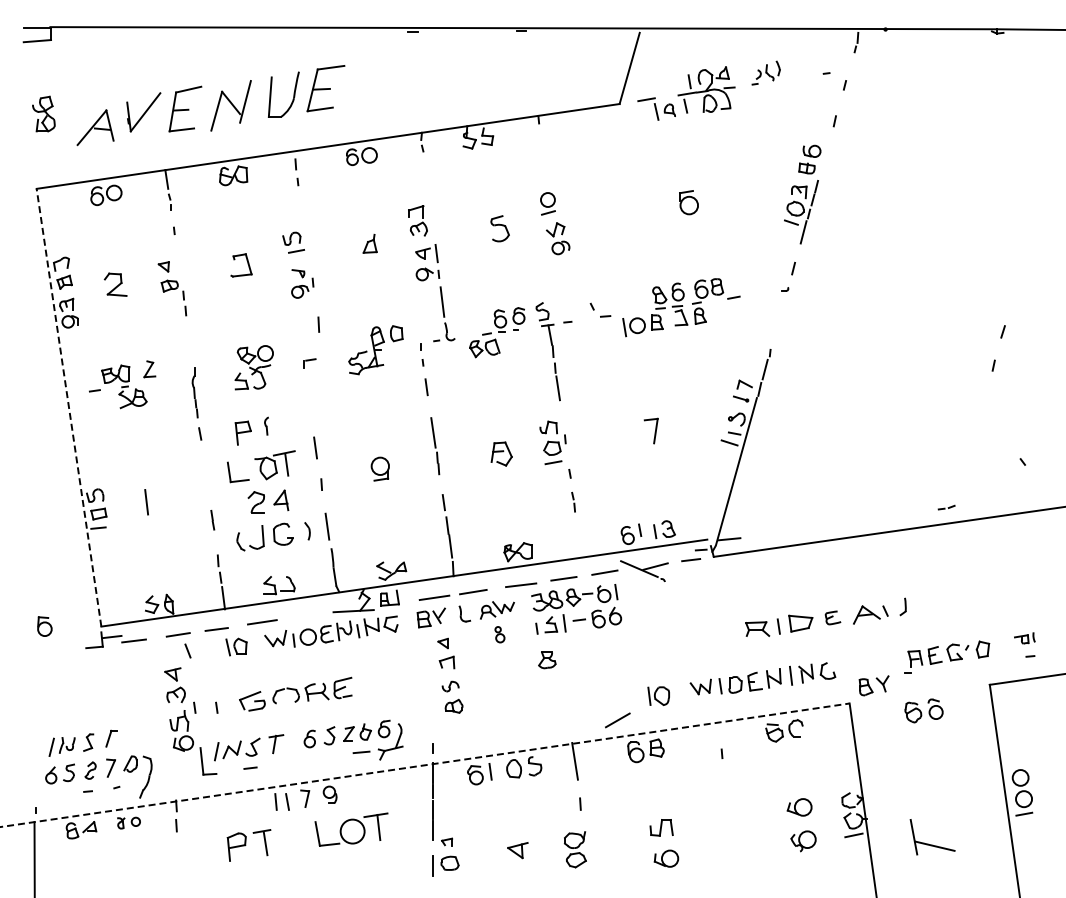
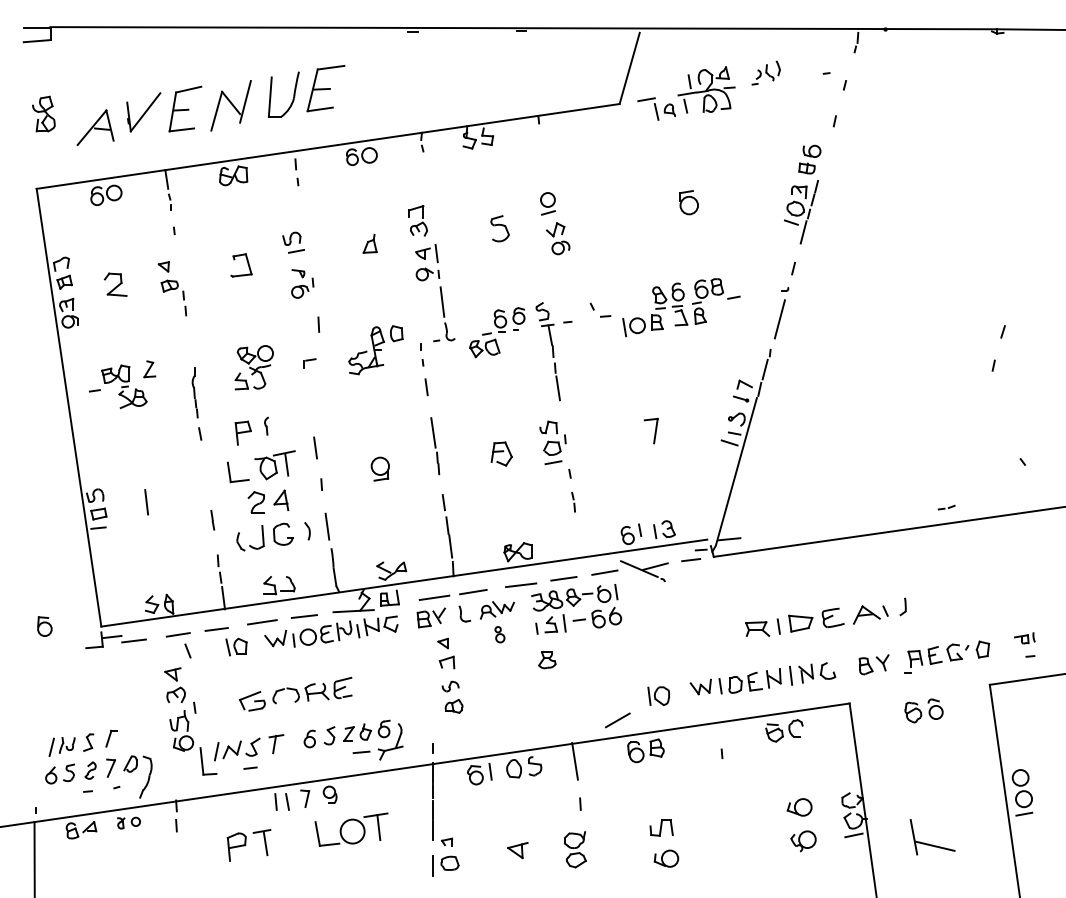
line: none -> present (779, 319)
line: dashed -> solid (68, 407)
line: none -> present (304, 616)
part size: 18x16 px -> 24x22 px (832, 617)
part position: (873, 685) -> (873, 664) (873, 664)
line: present -> none (216, 707)
line: dashed -> solid (425, 765)
